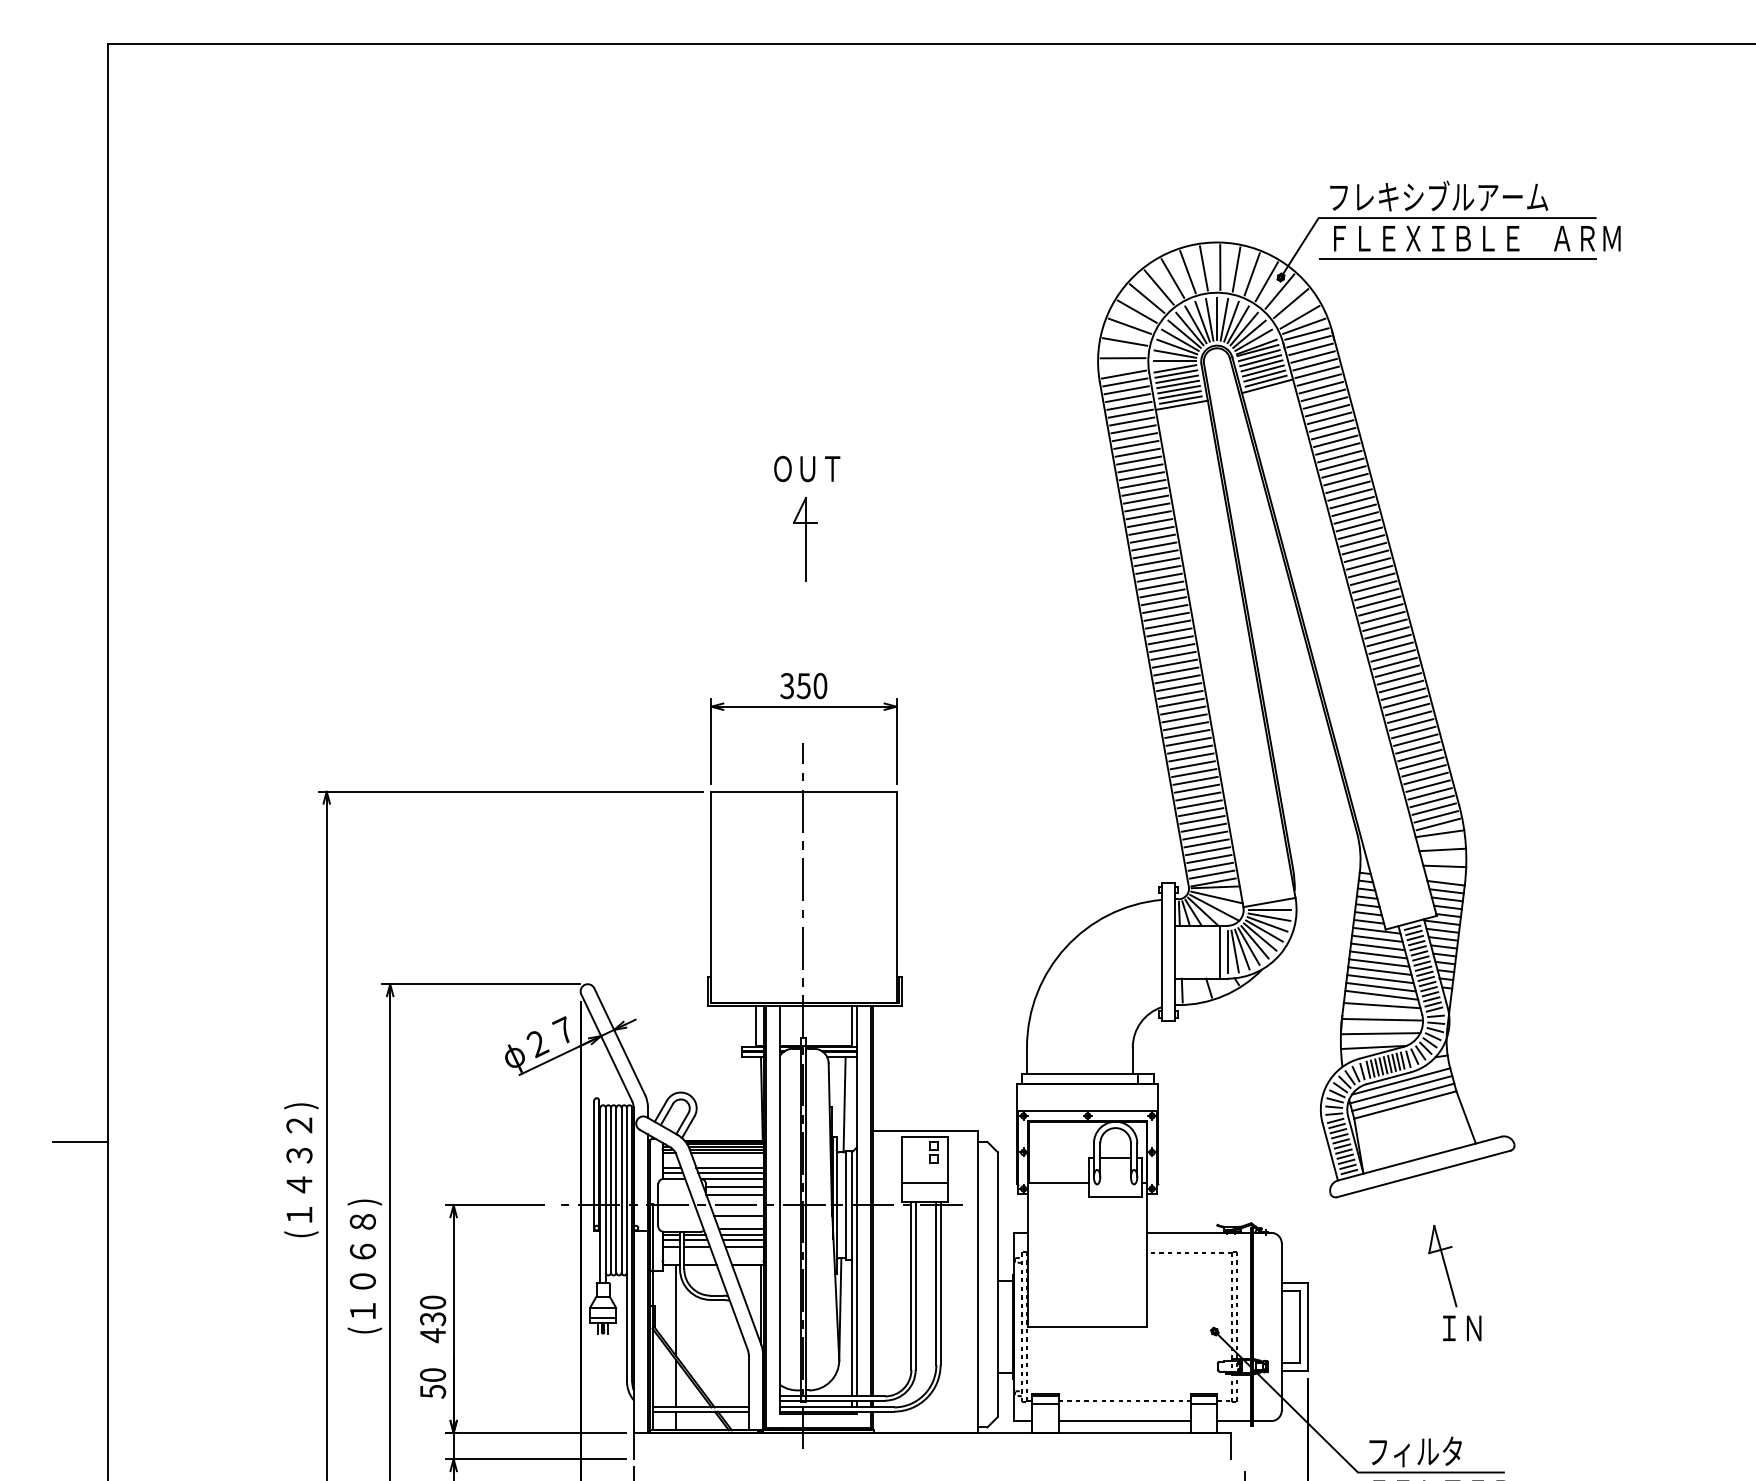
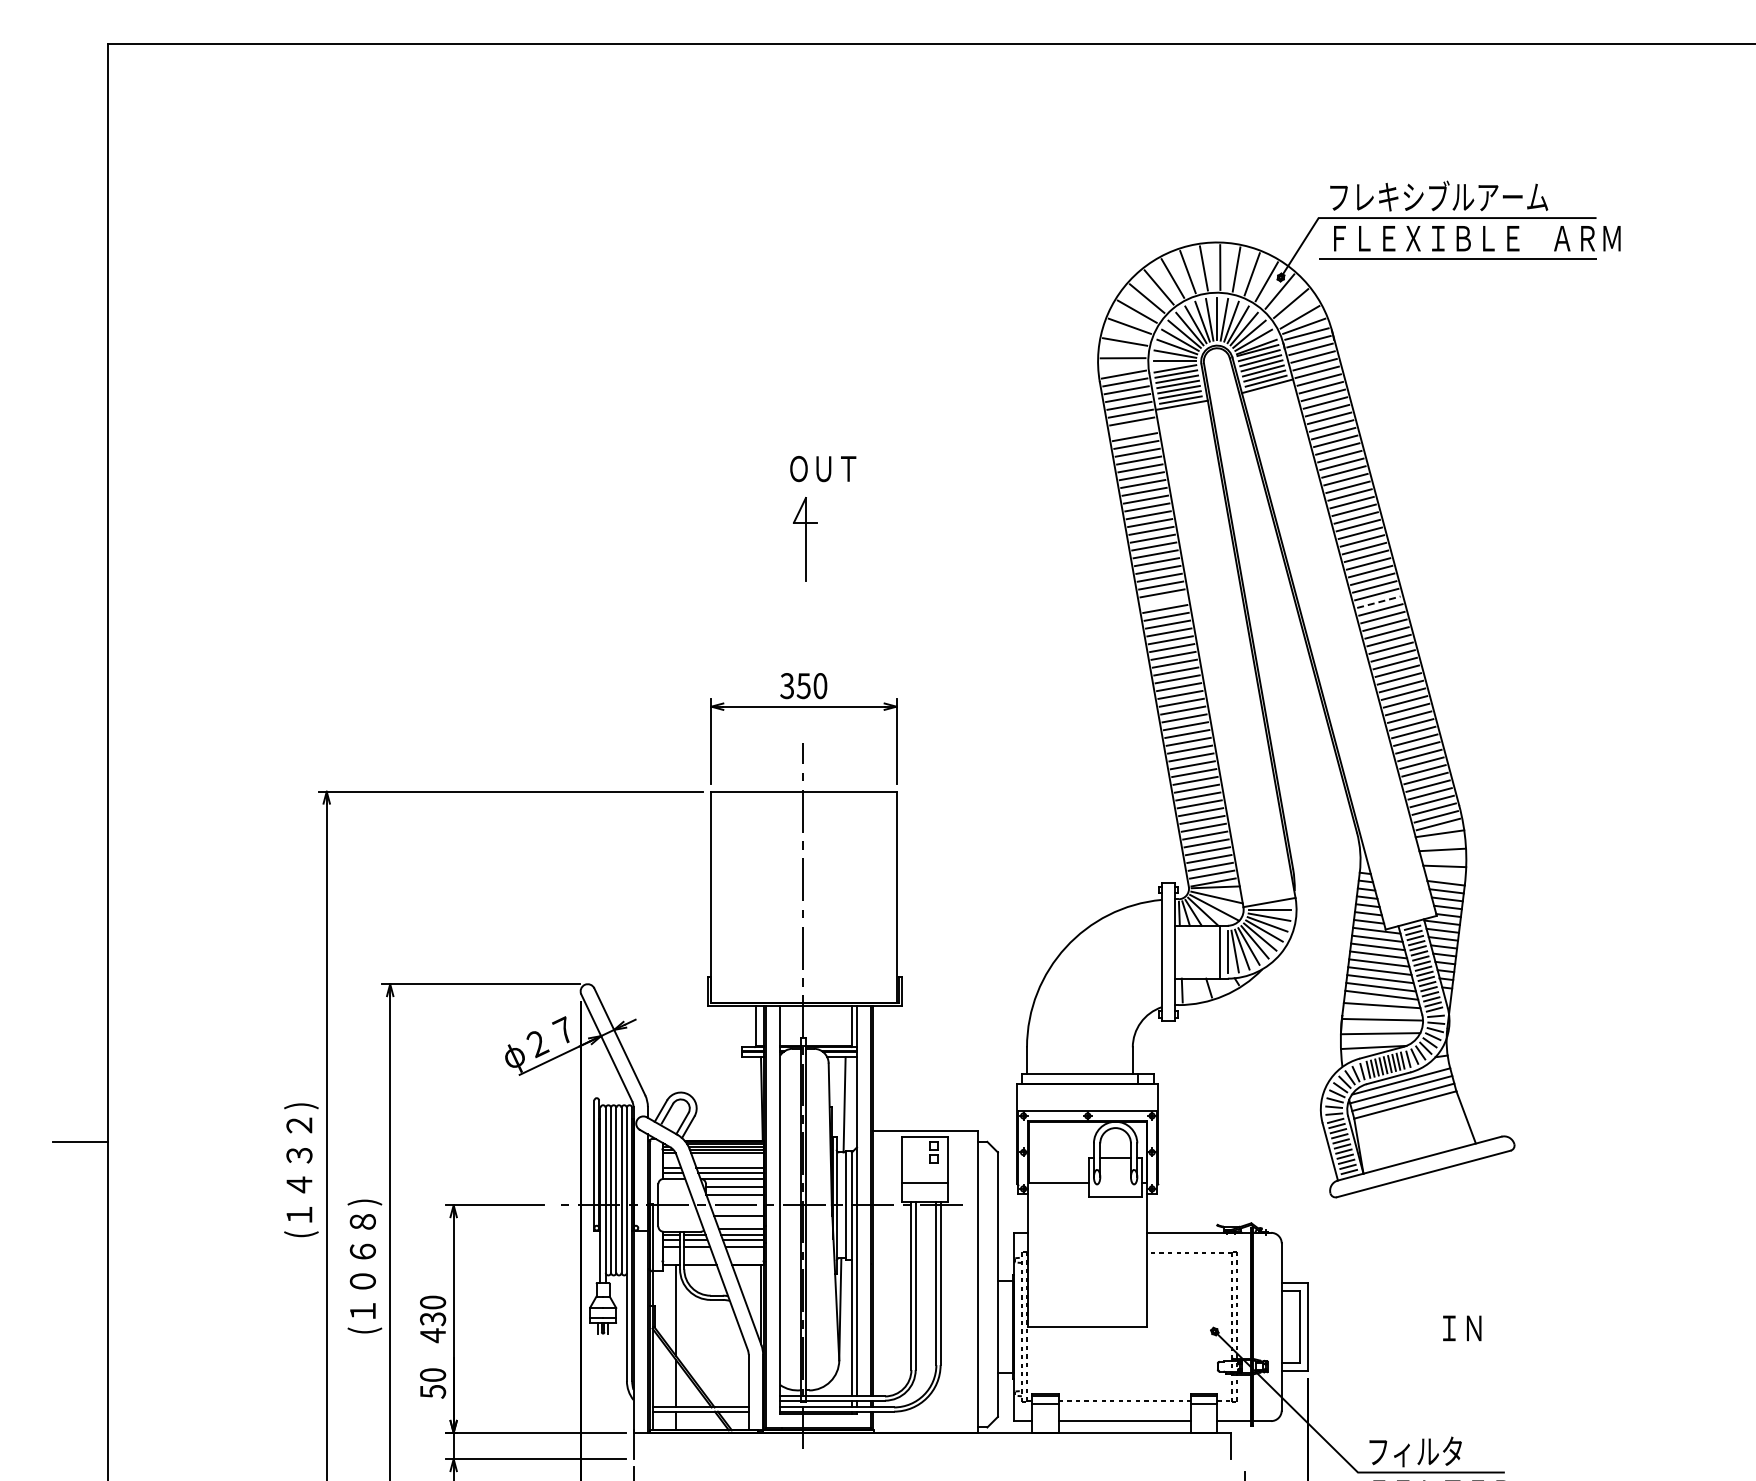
line: present -> none (1133, 429)
text position: (807, 469) -> (823, 469) (823, 469)
line: present -> none (1163, 601)
line: solid -> dashed (1379, 602)
part: present -> none (1442, 1266)
